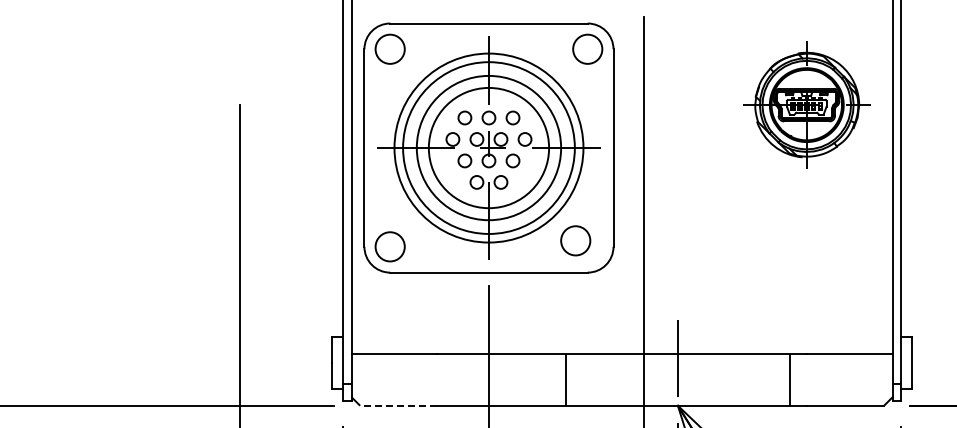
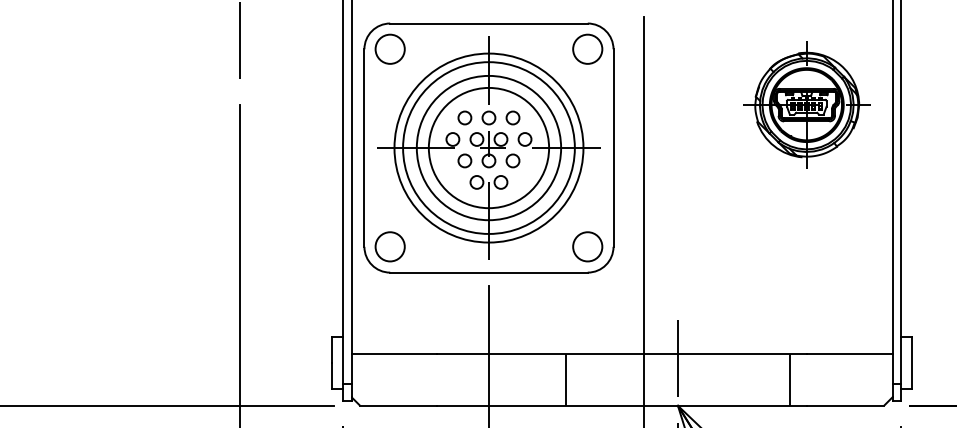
line: none -> present (239, 40)
circle position: (575, 240) -> (587, 246) (587, 246)
line: dashed -> solid (398, 405)
